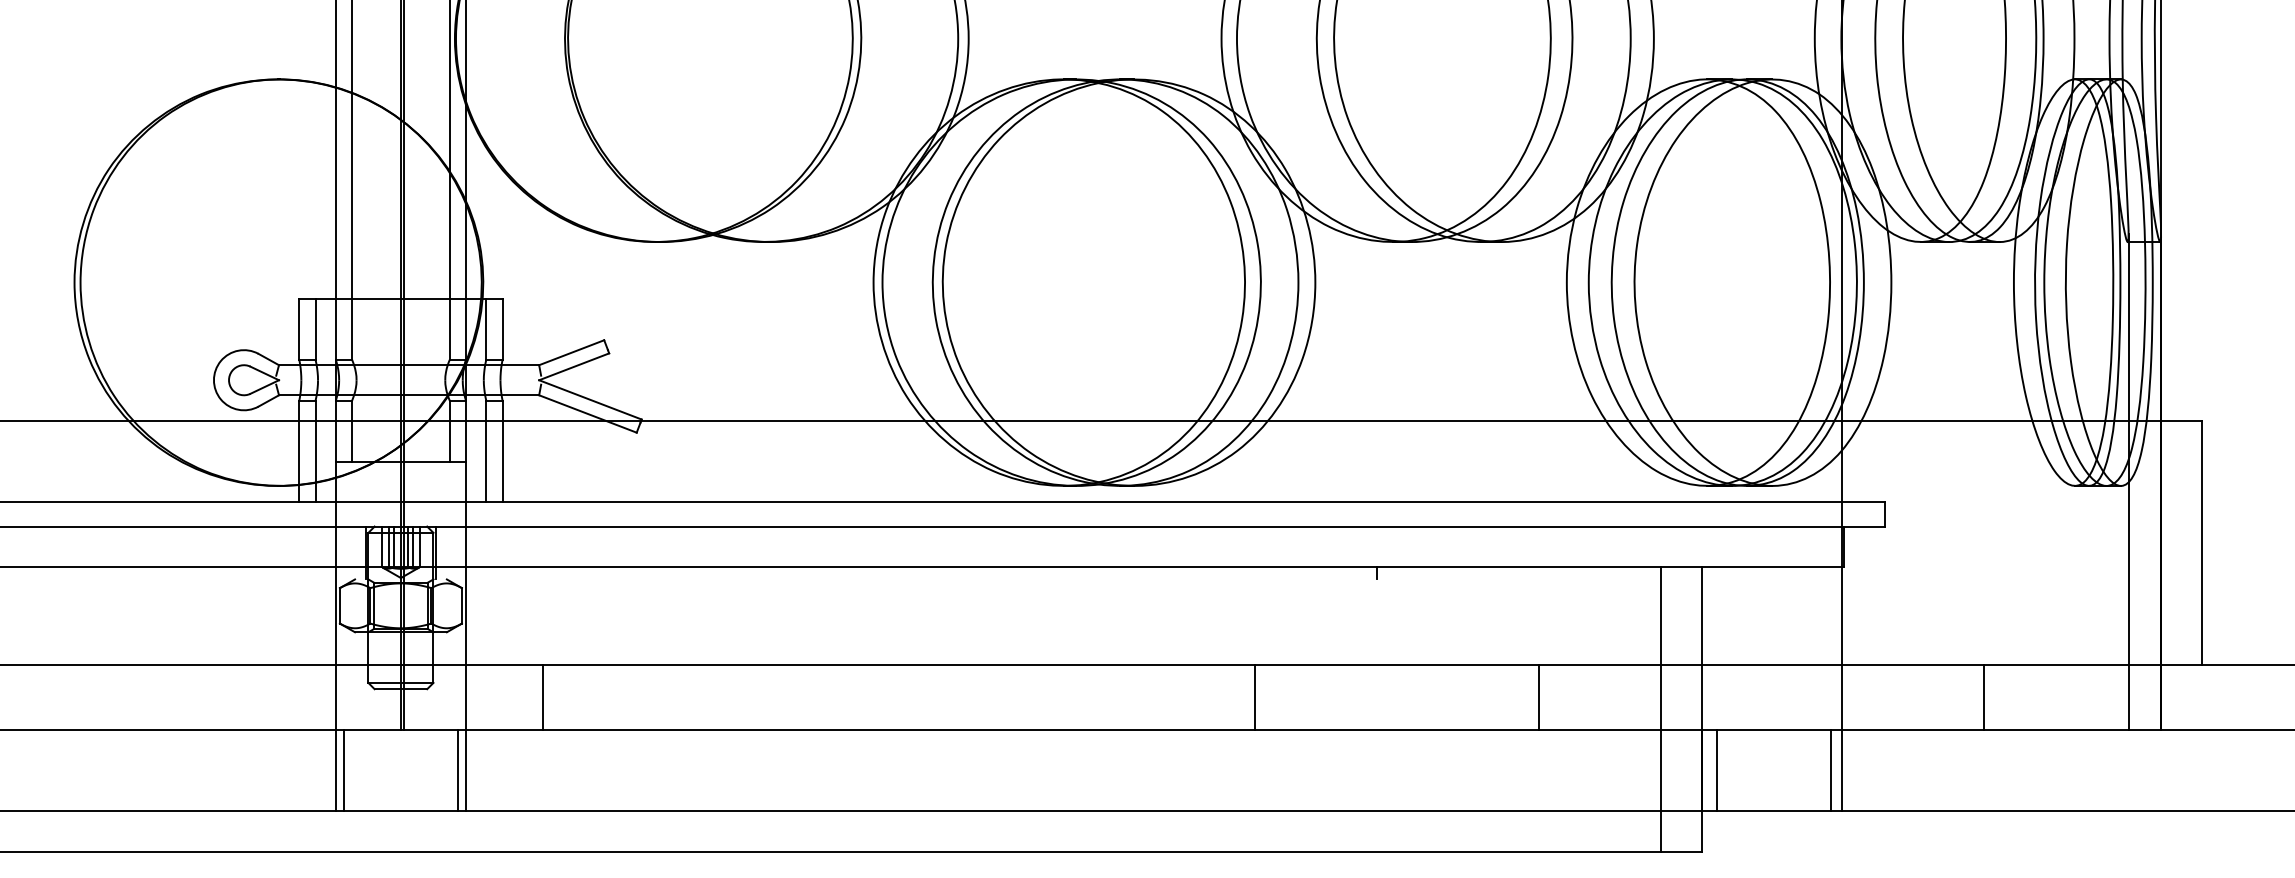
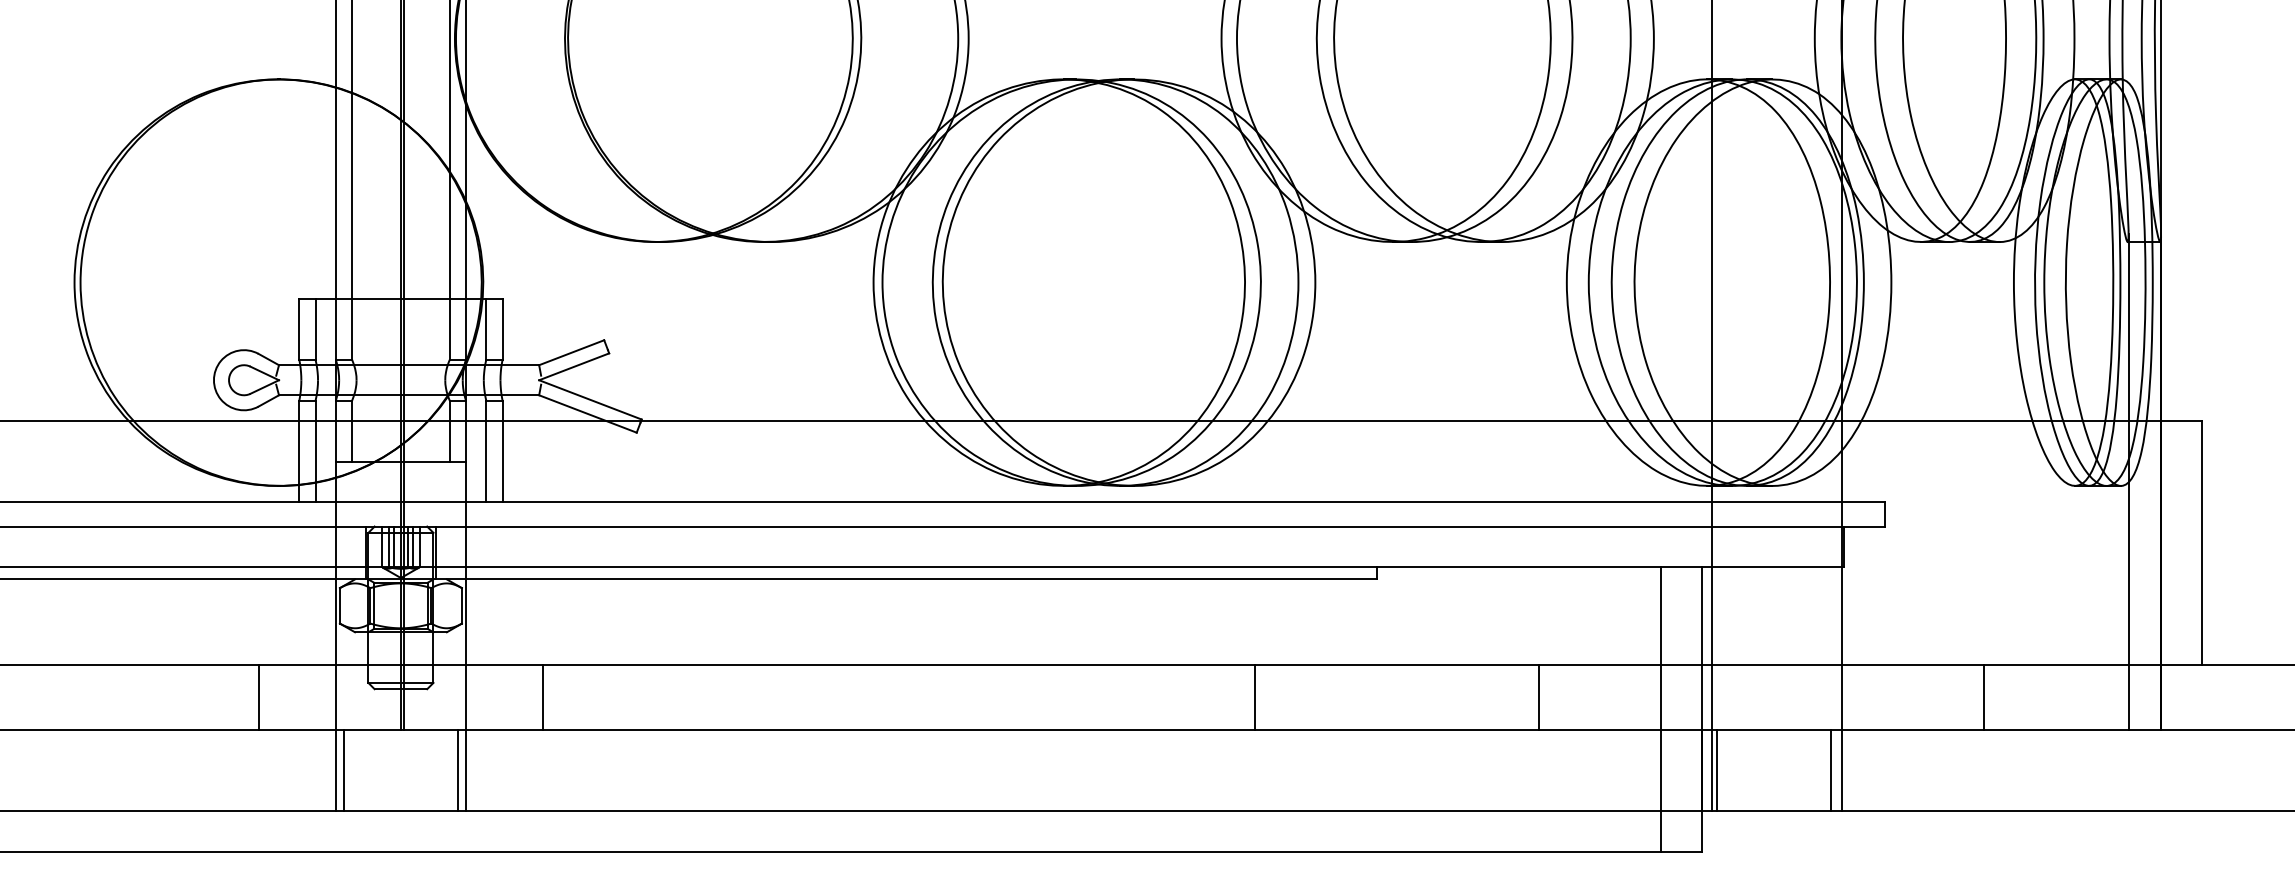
line: none -> present (1712, 406)
line: none -> present (689, 579)
line: none -> present (258, 696)
